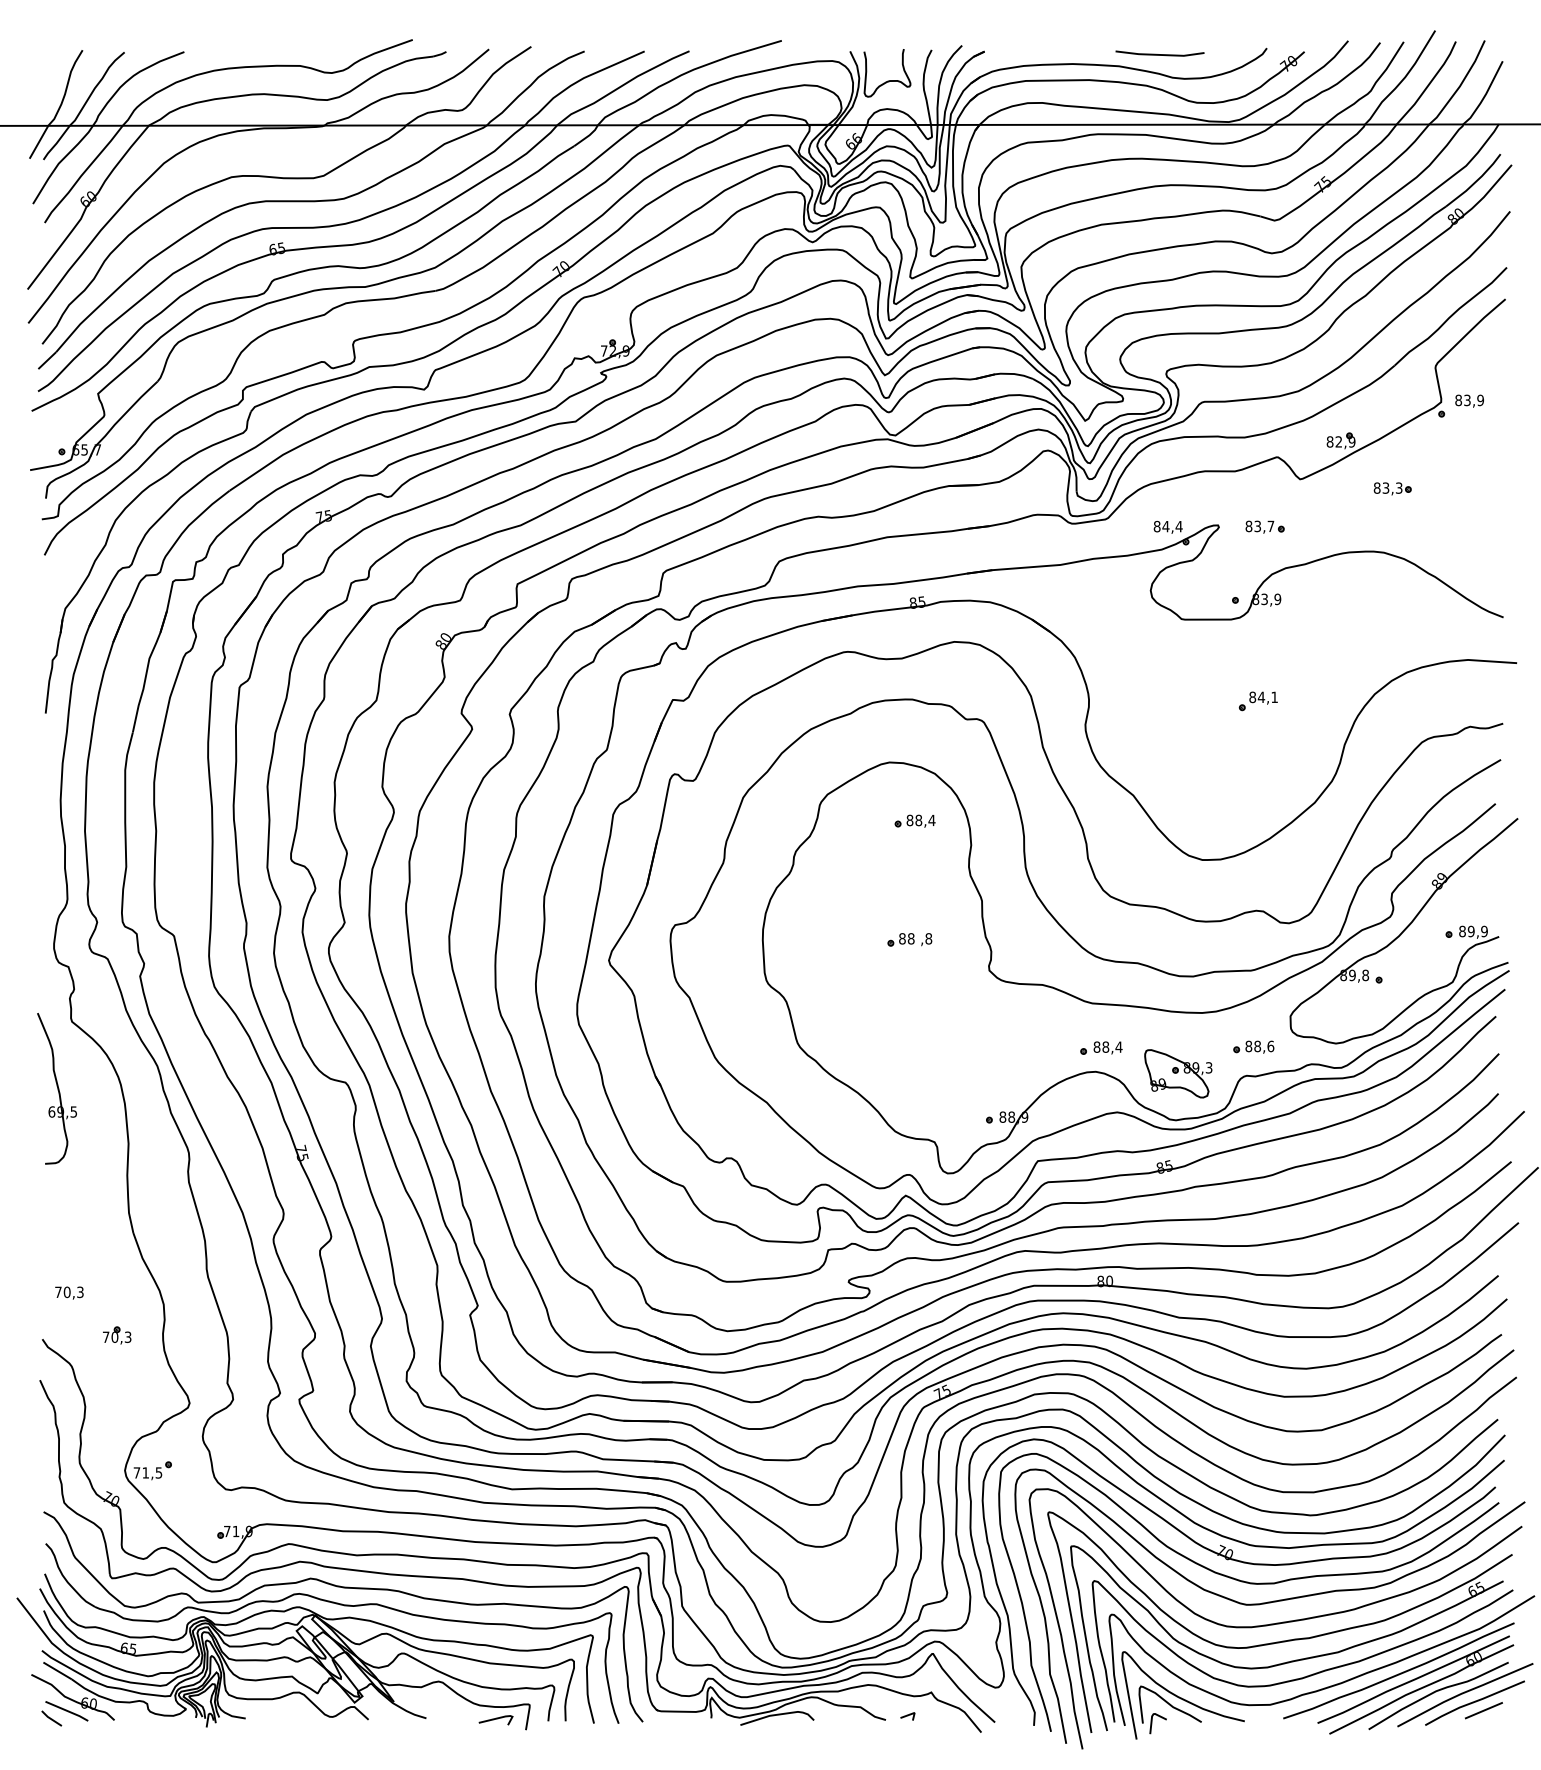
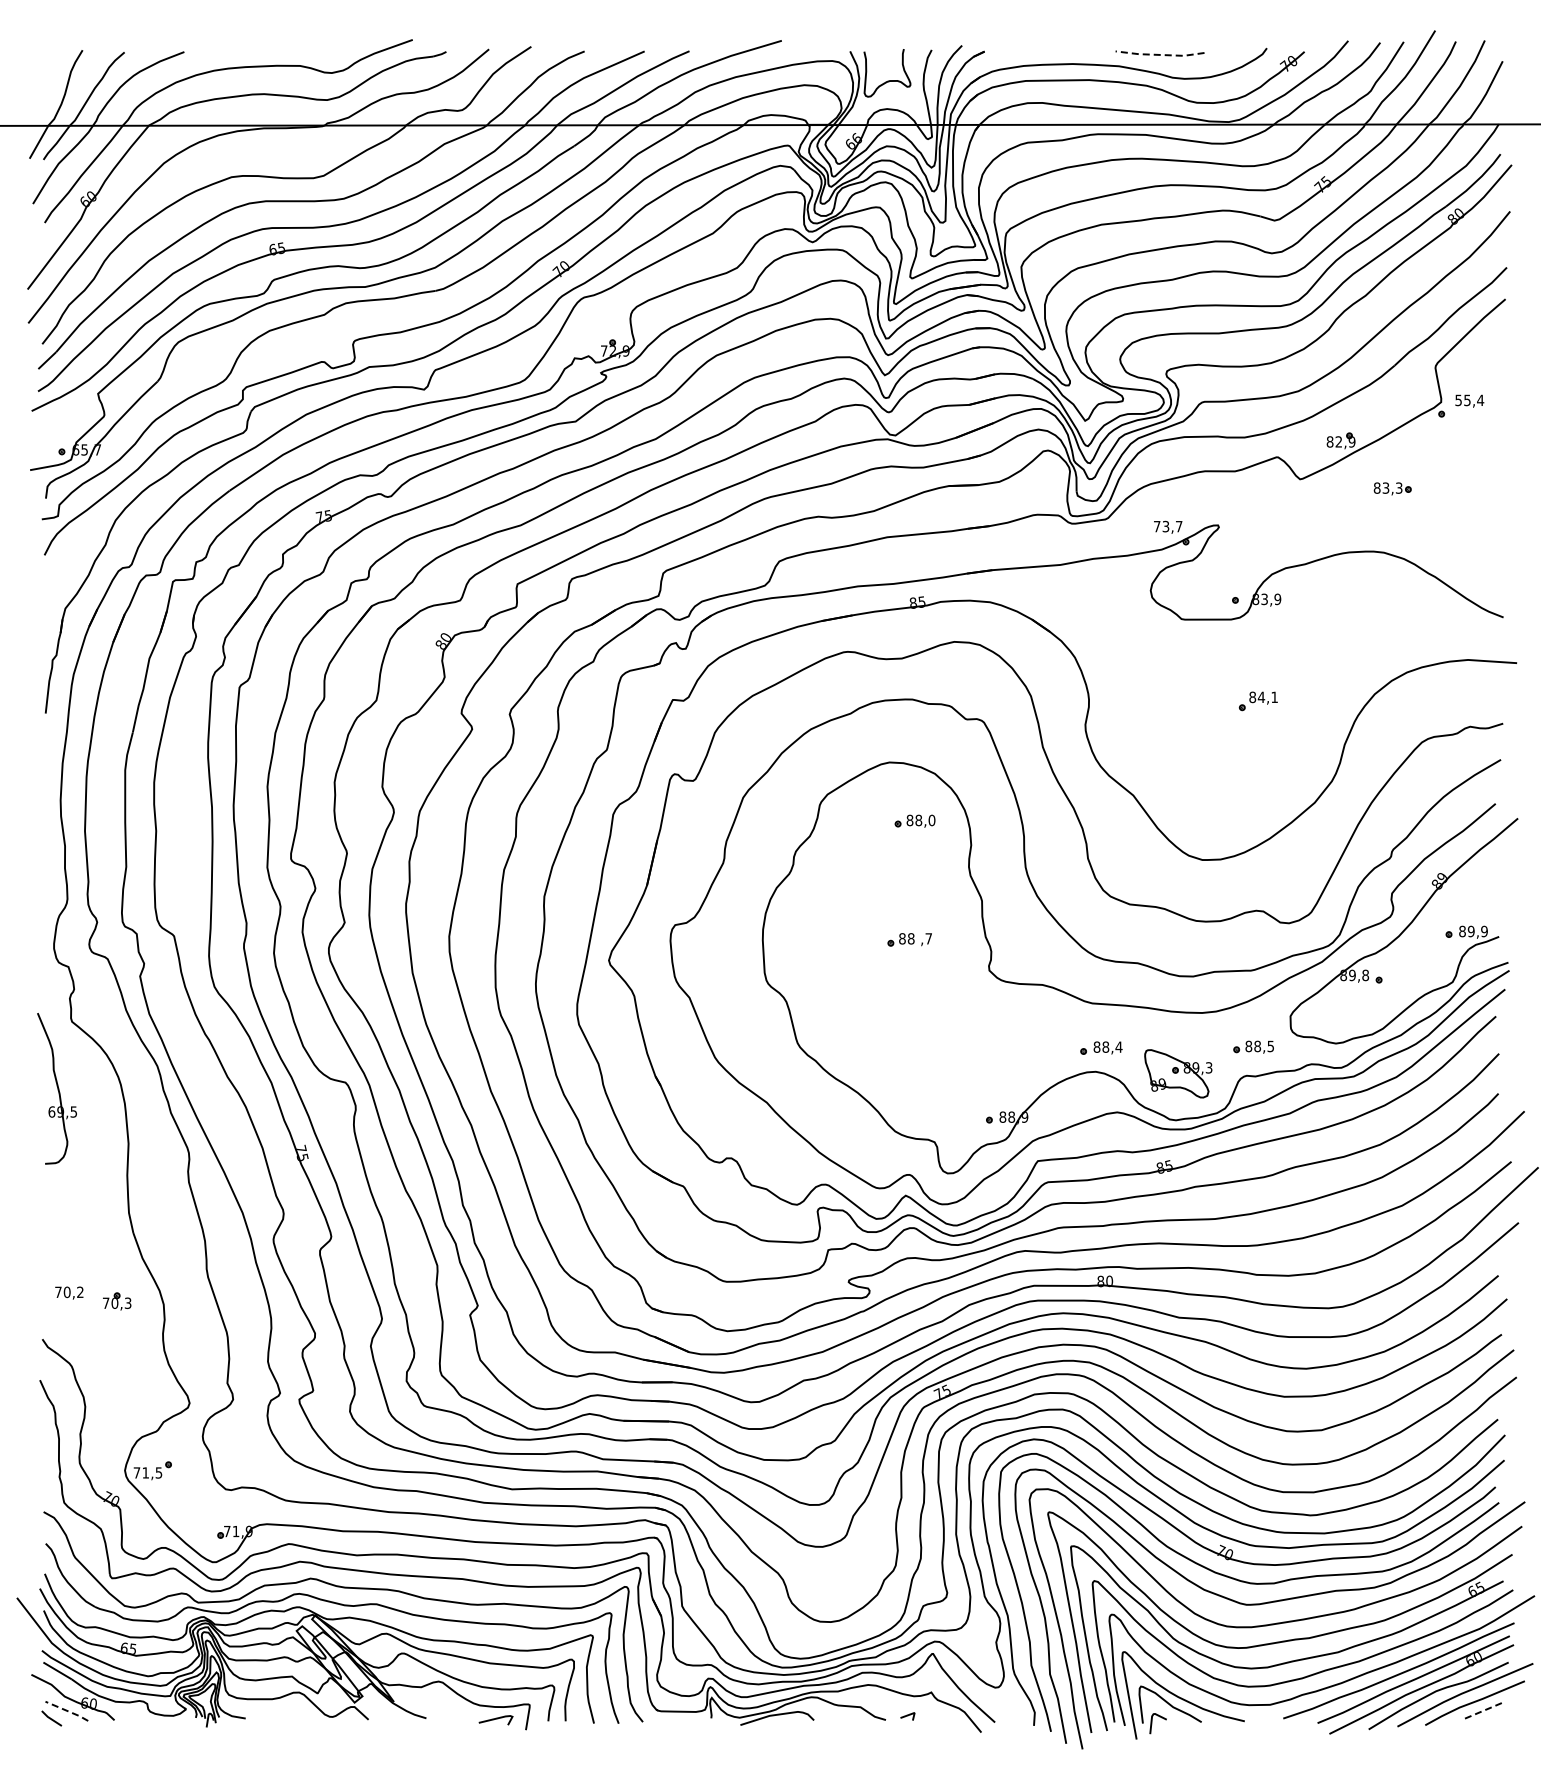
line: solid -> dashed (1159, 54)
text: 83,9 -> 55,4 (1469, 400)
text: 84,4 -> 73,7 (1167, 526)
part: present -> none (1264, 526)
text: 88,4 -> 88,0 (931, 820)
text: ,8 -> ,7 (928, 938)
text: 88,6 -> 88,5 (1270, 1046)
text: 70,3 -> 70,2 (80, 1292)
part position: (117, 1335) -> (117, 1301) (117, 1301)
line: solid -> dashed (67, 1710)
line: solid -> dashed (1483, 1710)
